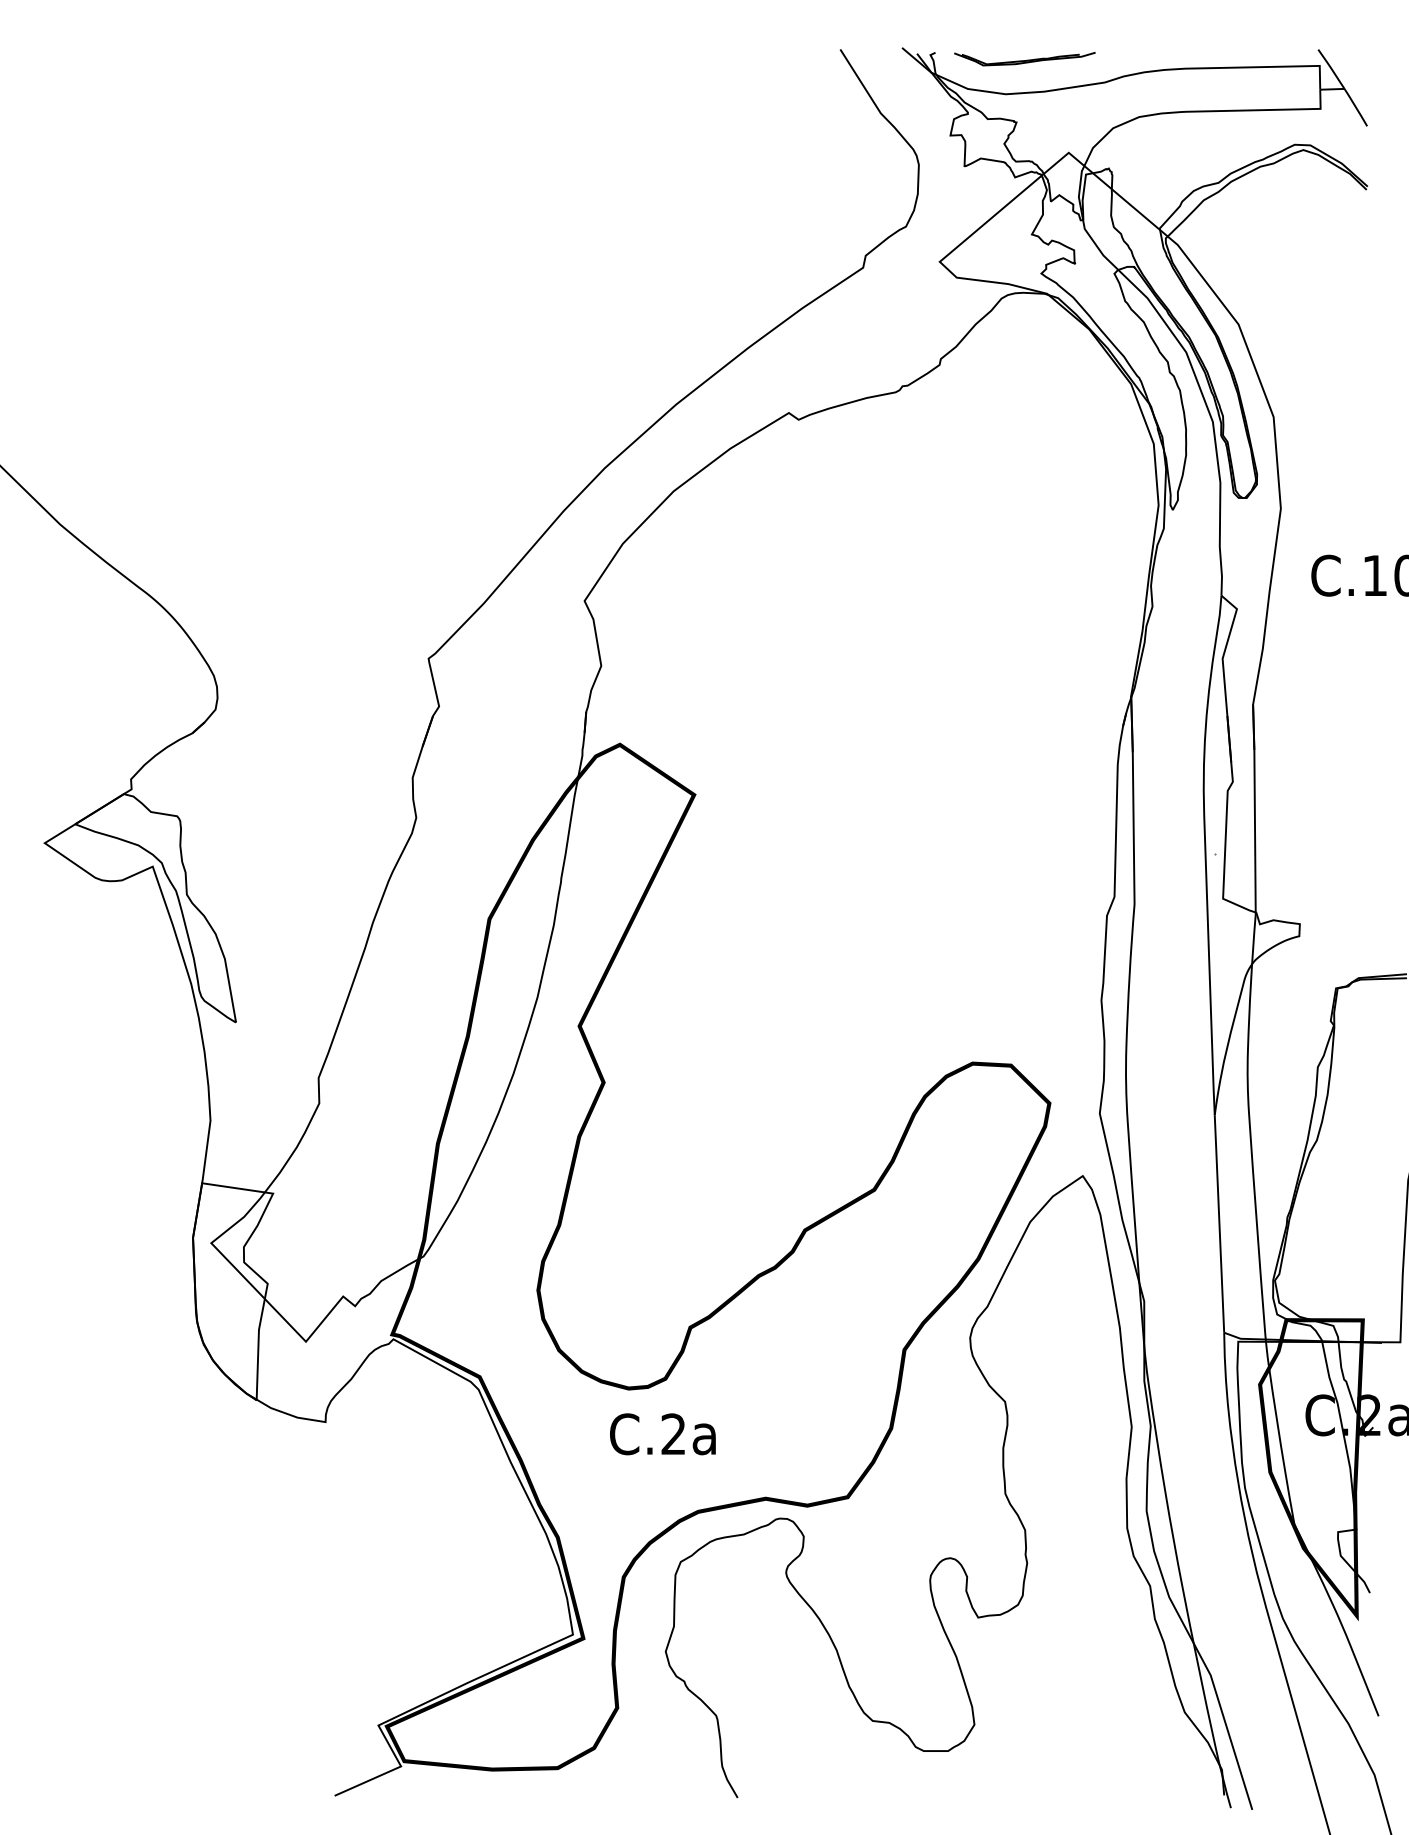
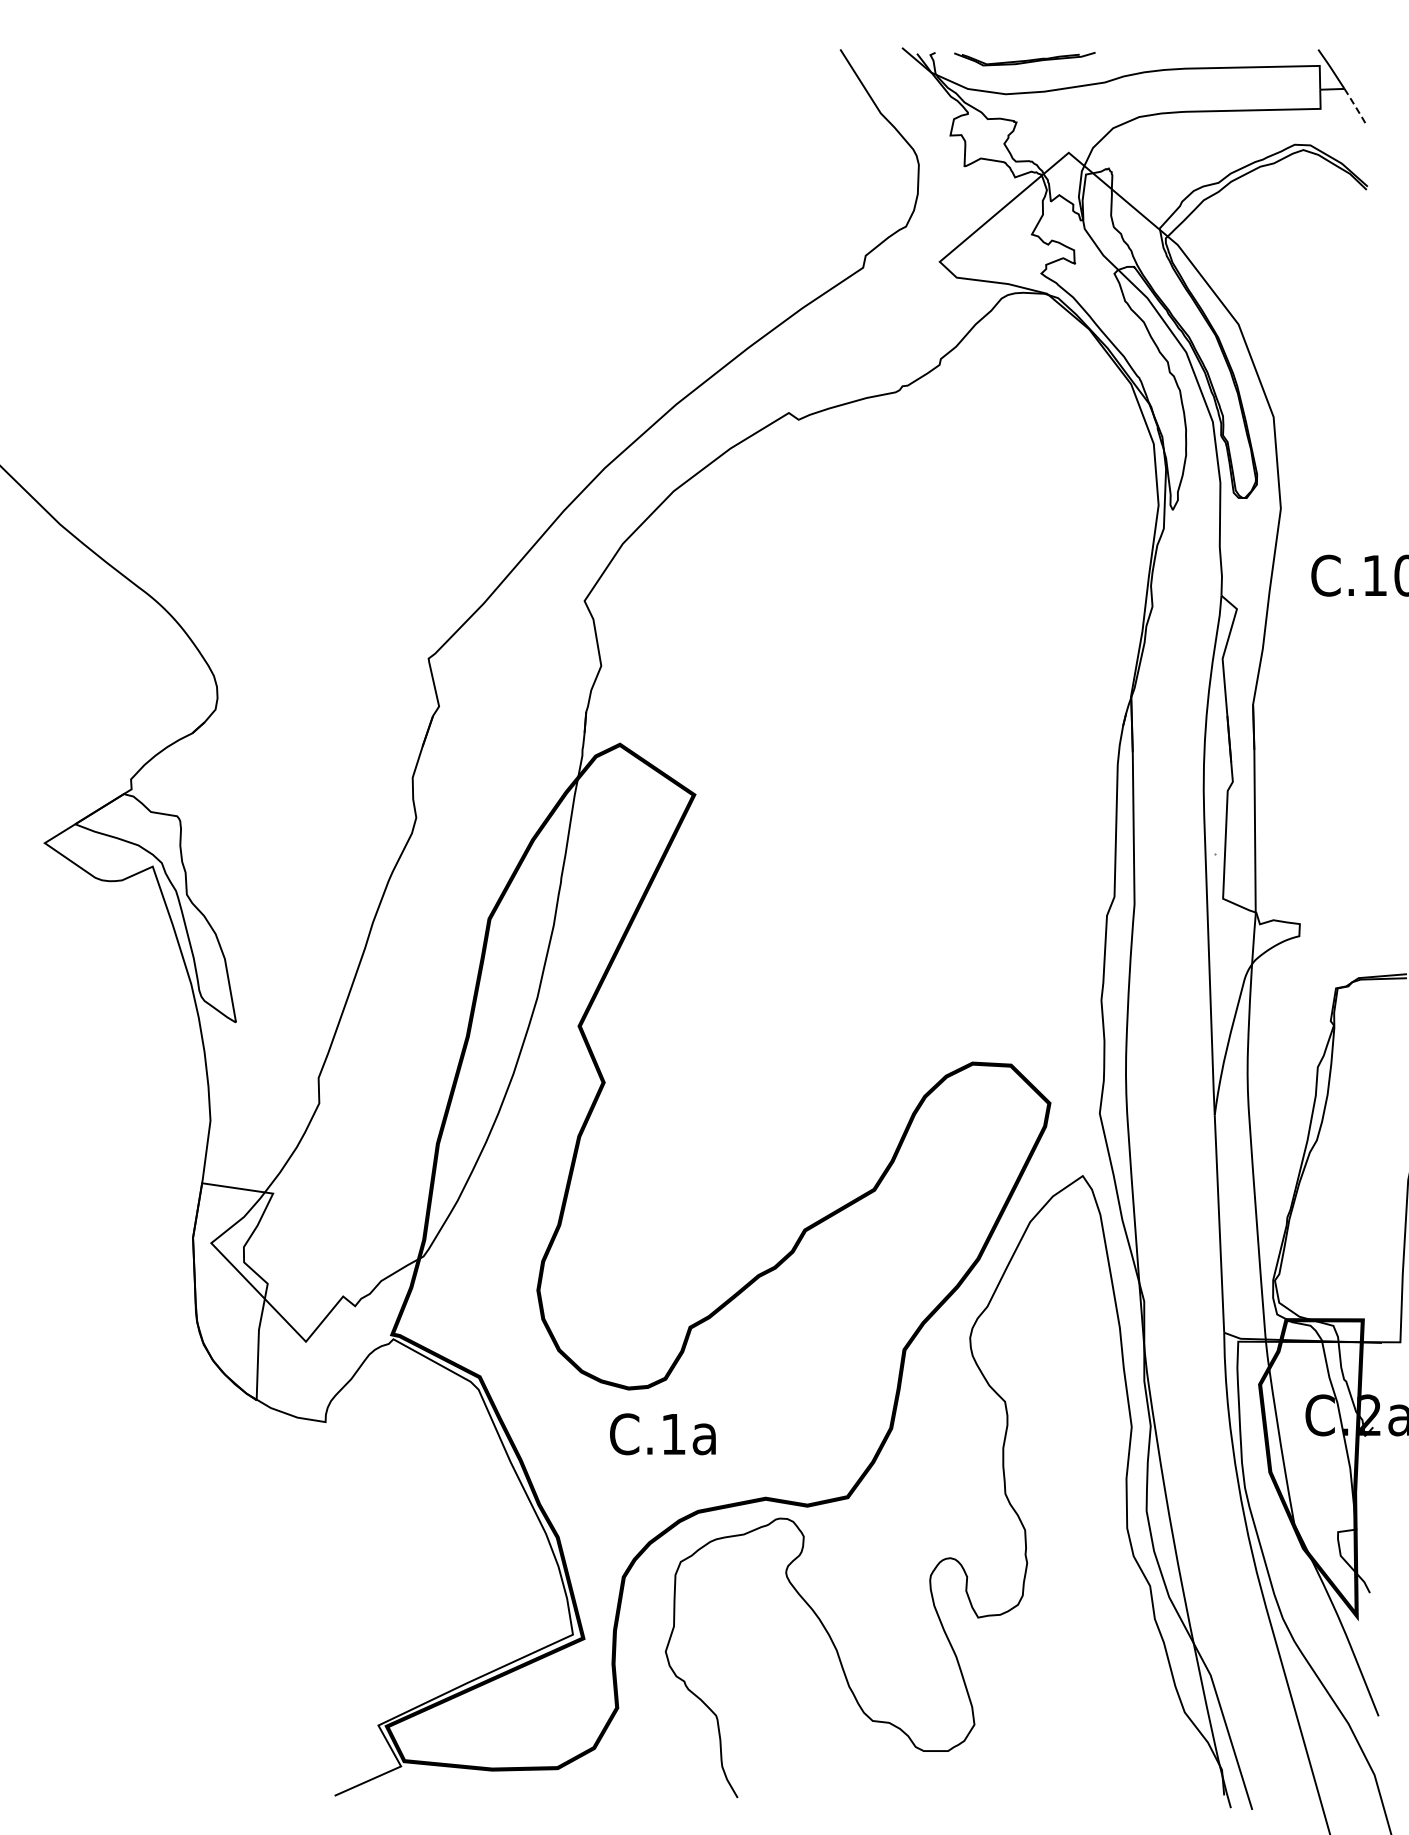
line: solid -> dashed (1356, 107)
text: C.2a -> C.1a (673, 1433)
